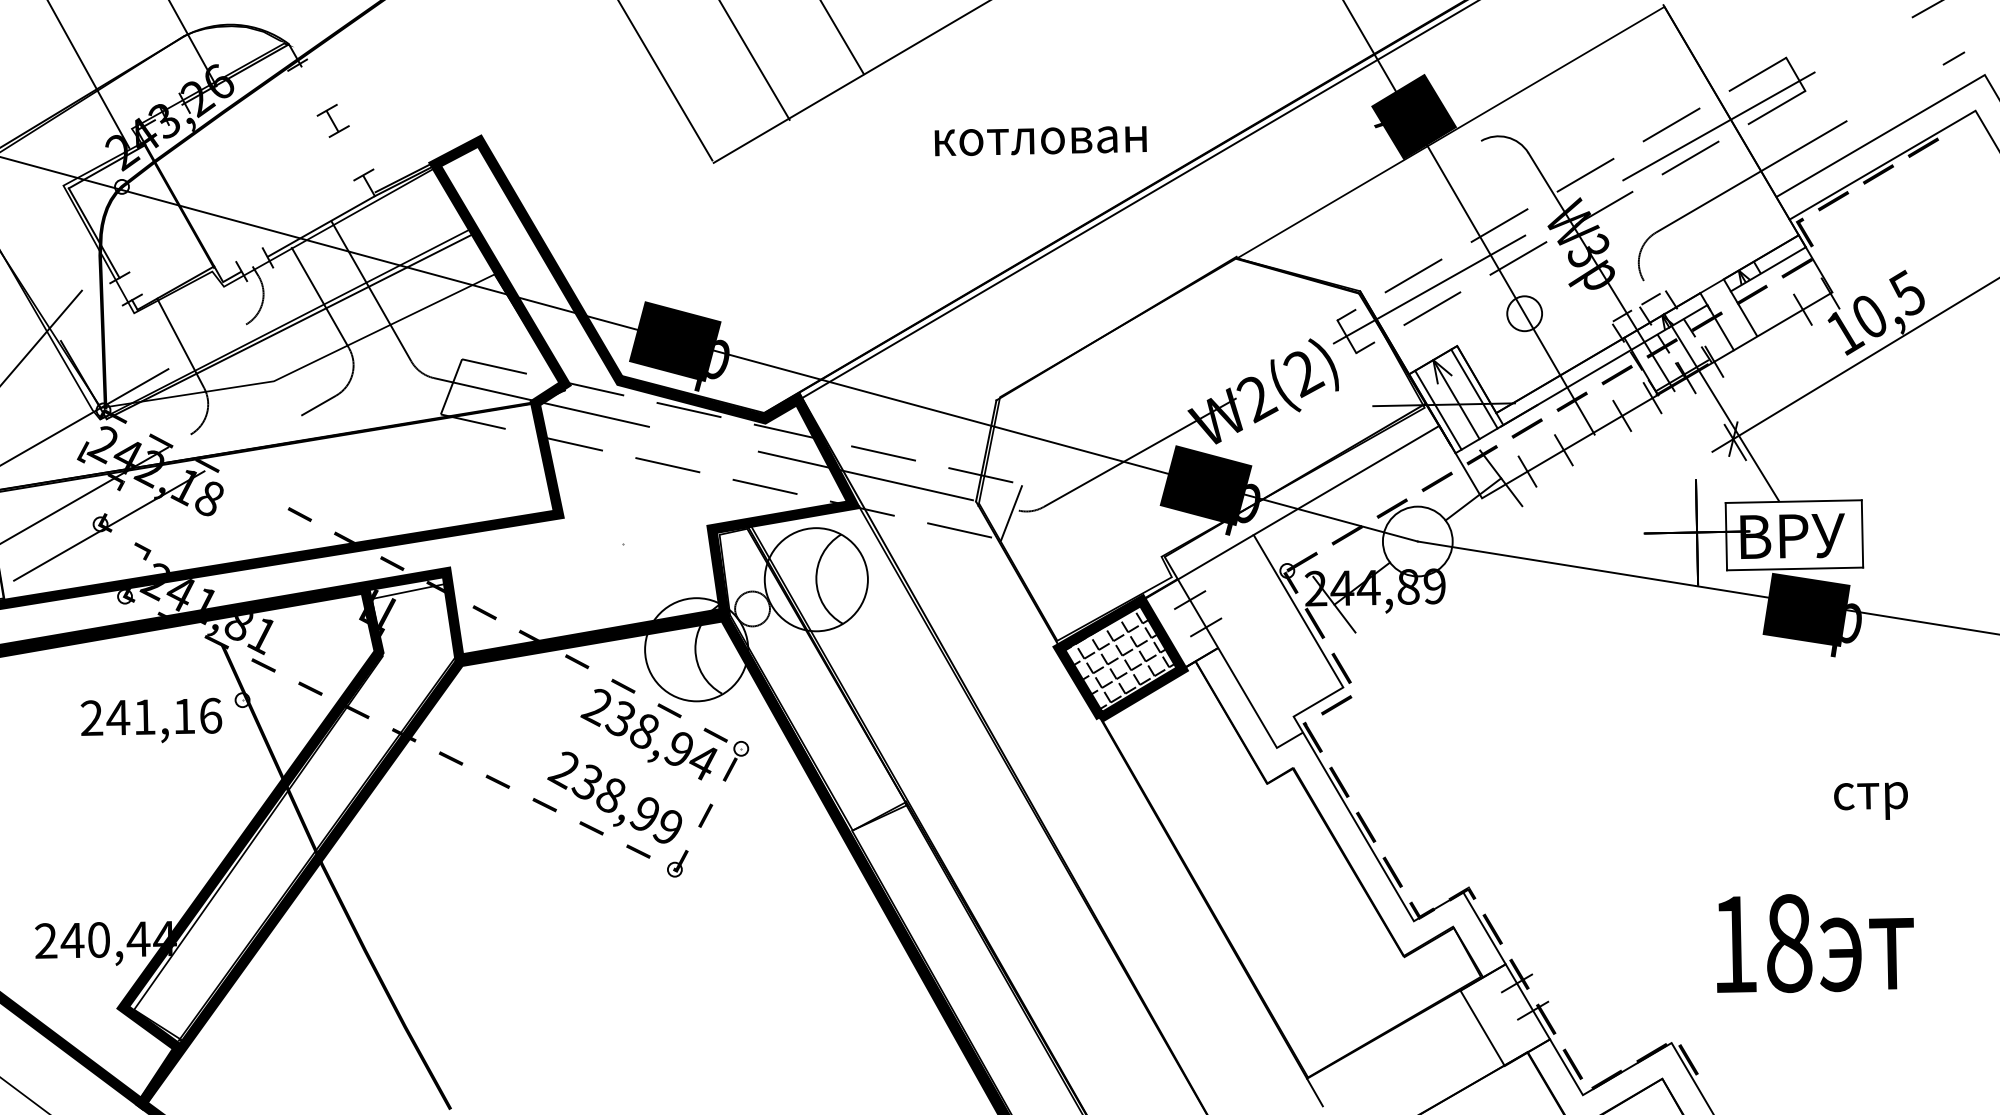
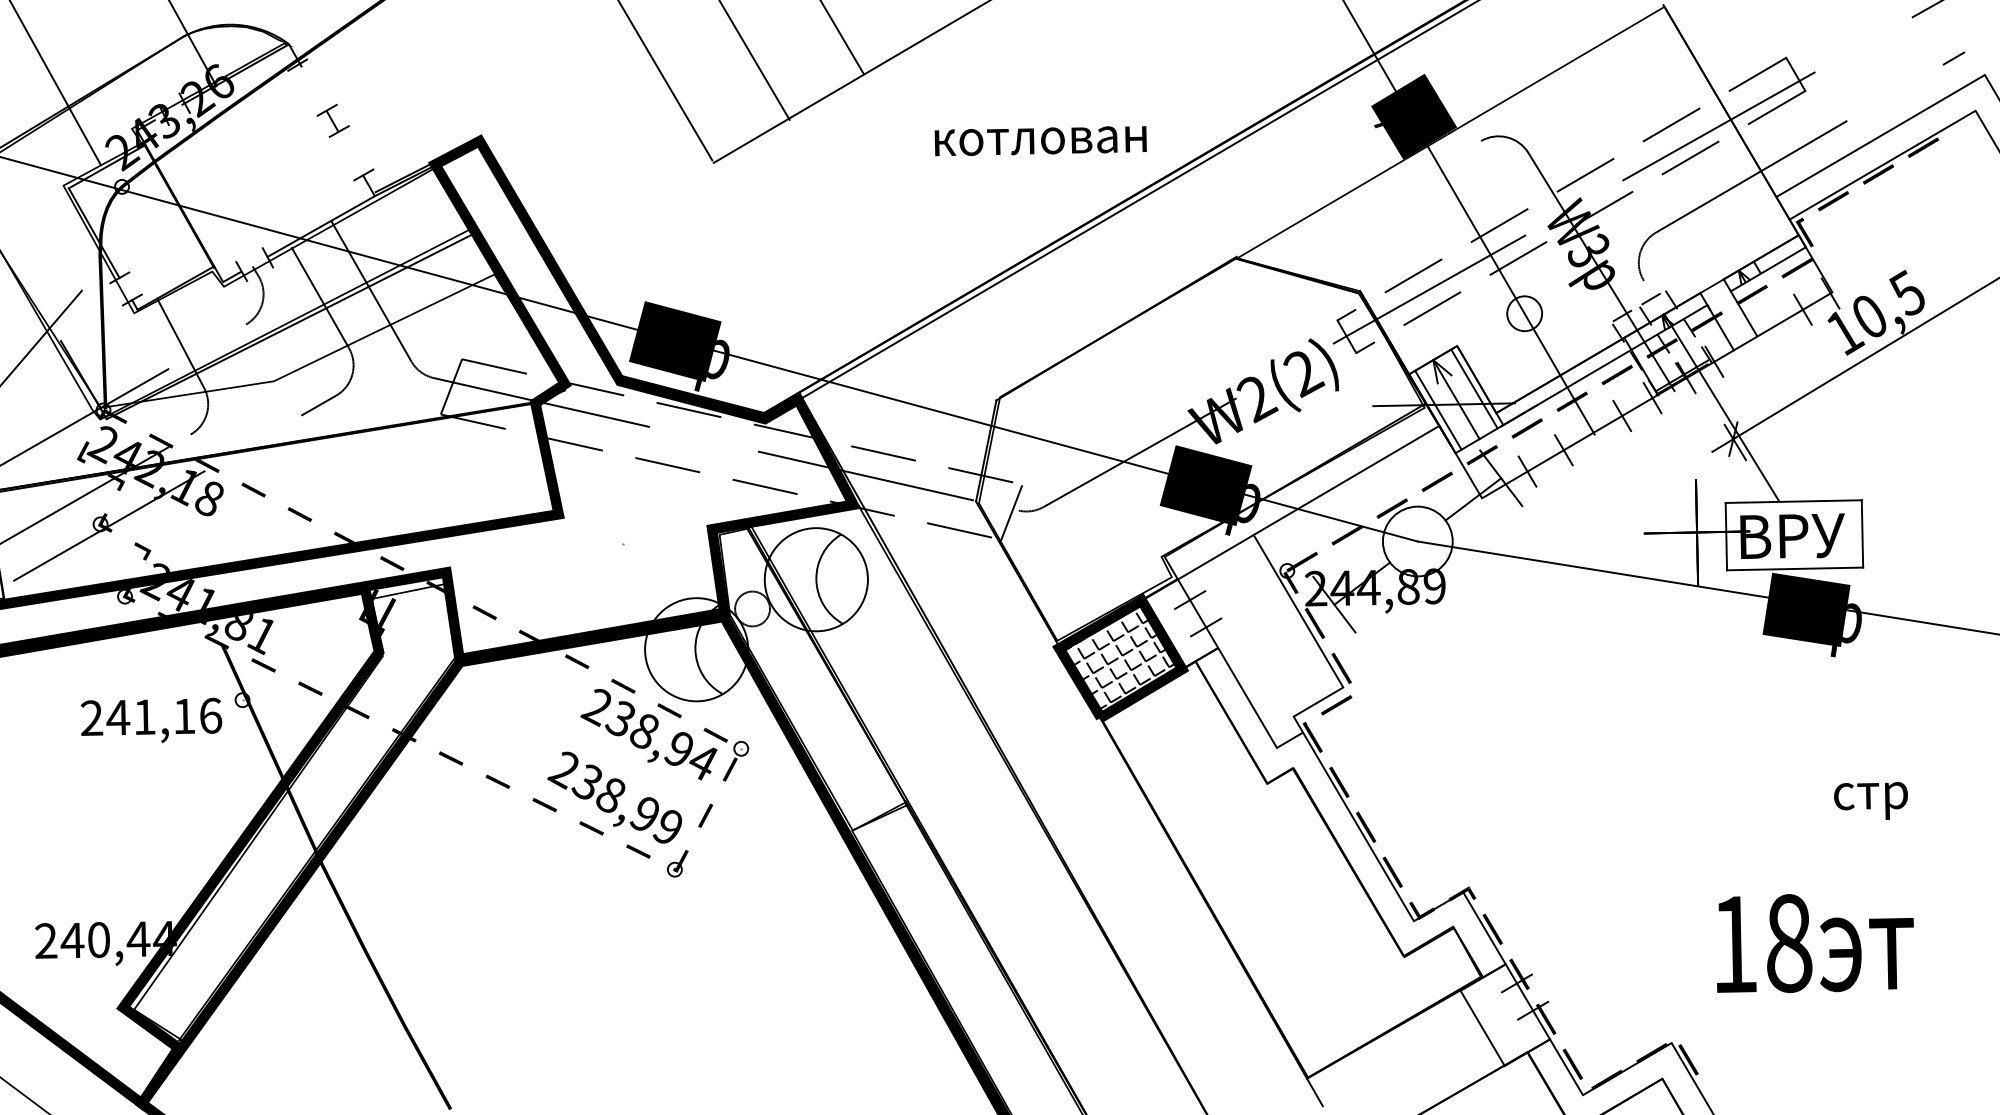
line position: (88, 75) -> (55, 83) (55, 83)
line: none -> present (253, 489)
